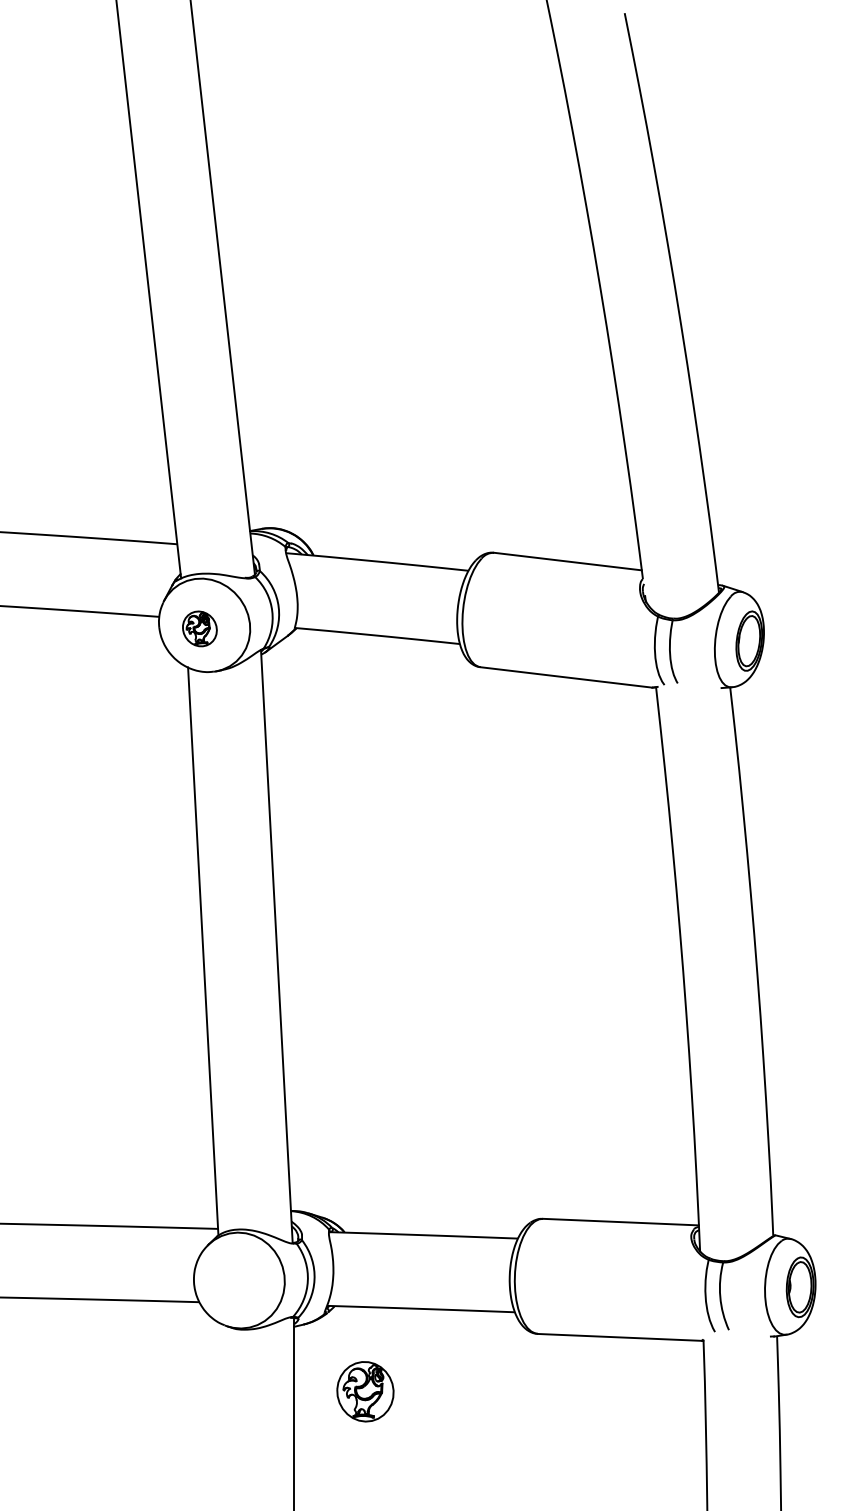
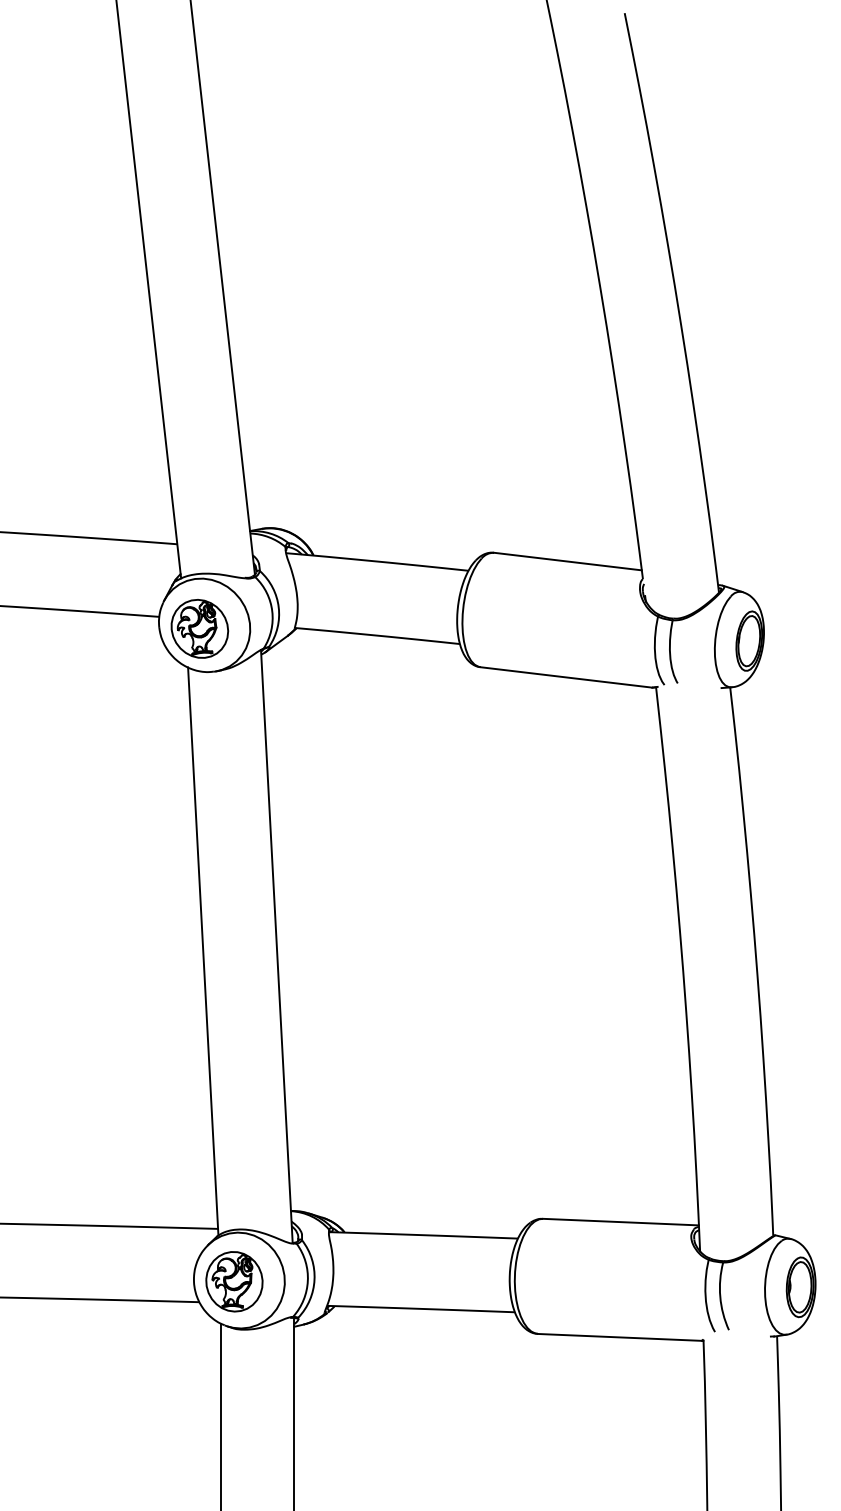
part size: 36x38 px -> 60x60 px (199, 628)
part position: (365, 1391) -> (234, 1281) (234, 1281)
line: none -> present (220, 1415)
